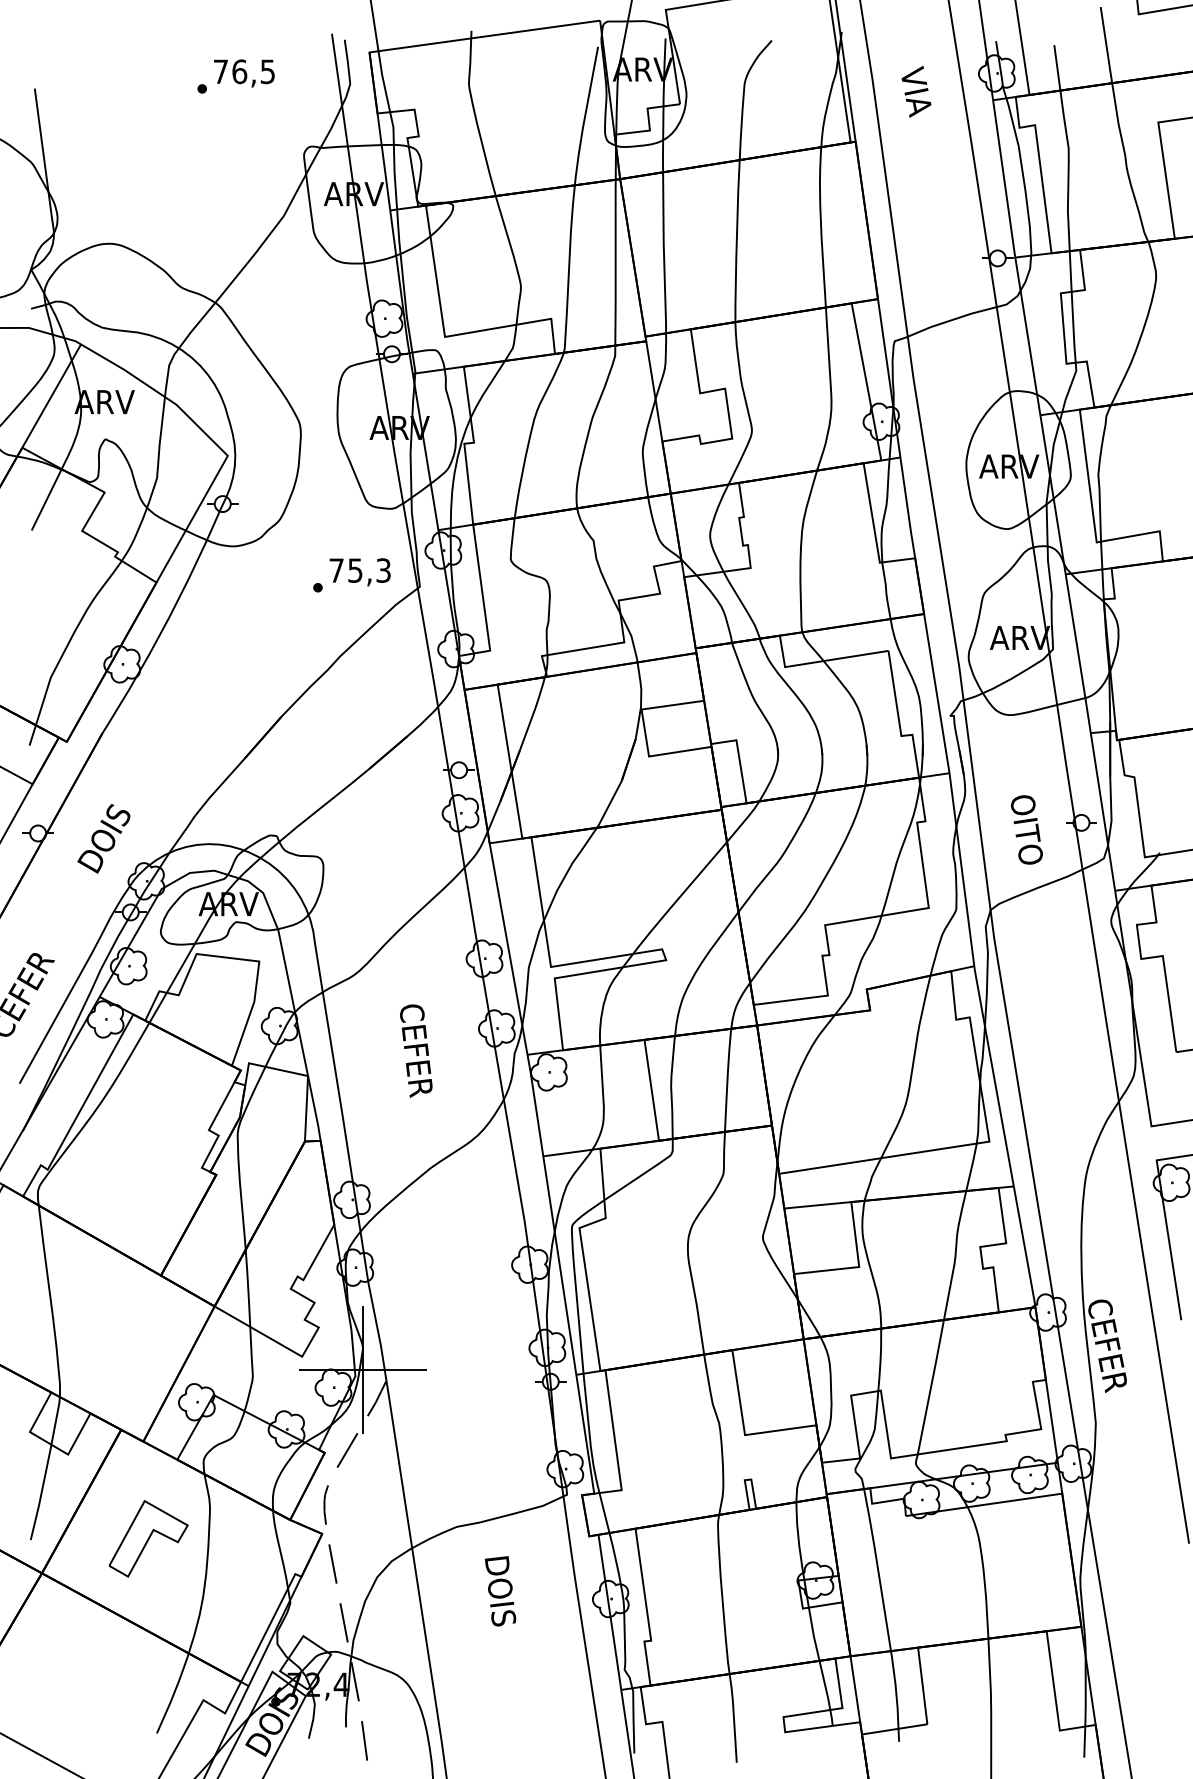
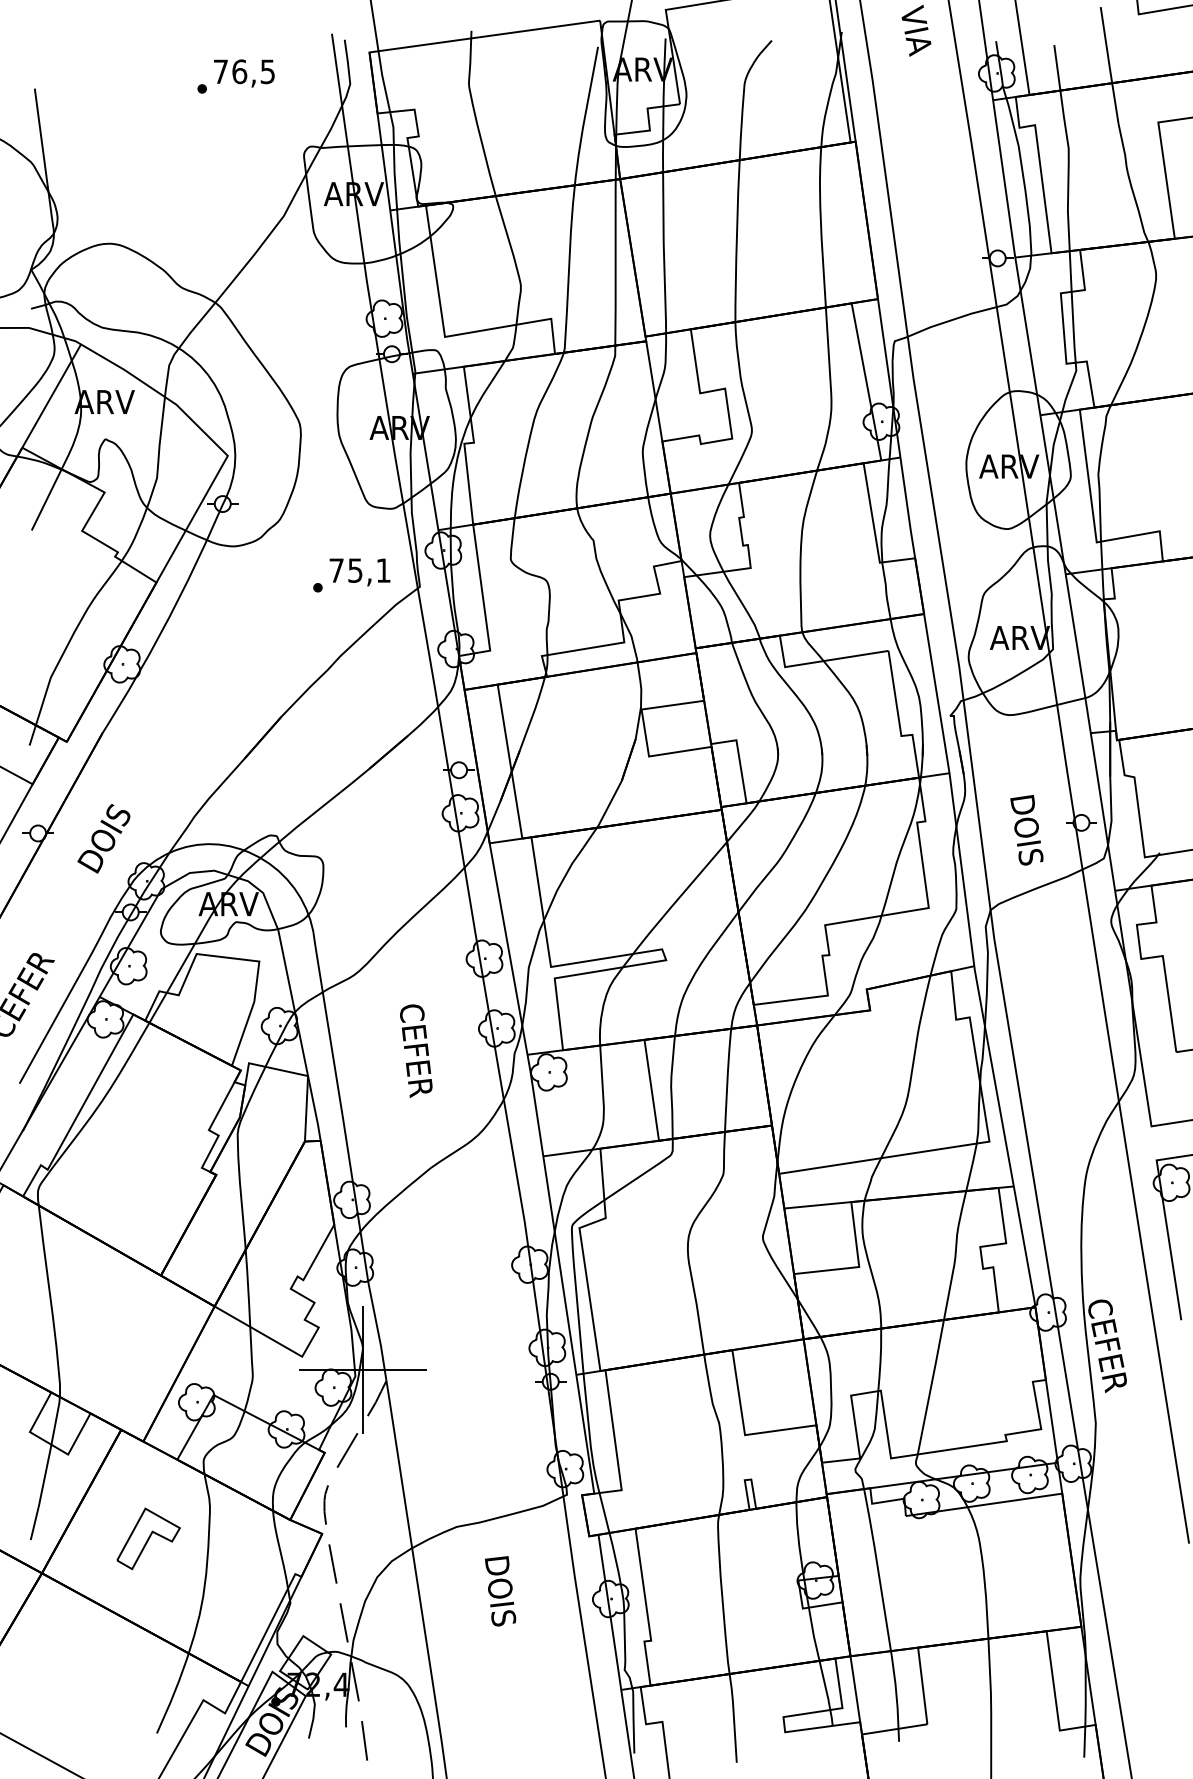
text position: (916, 91) -> (916, 30) (916, 30)
text: 75,3 -> 75,1 (383, 570)
text: OITO -> DOIS (1026, 829)
part size: 81x78 px -> 65x64 px (148, 1538)
